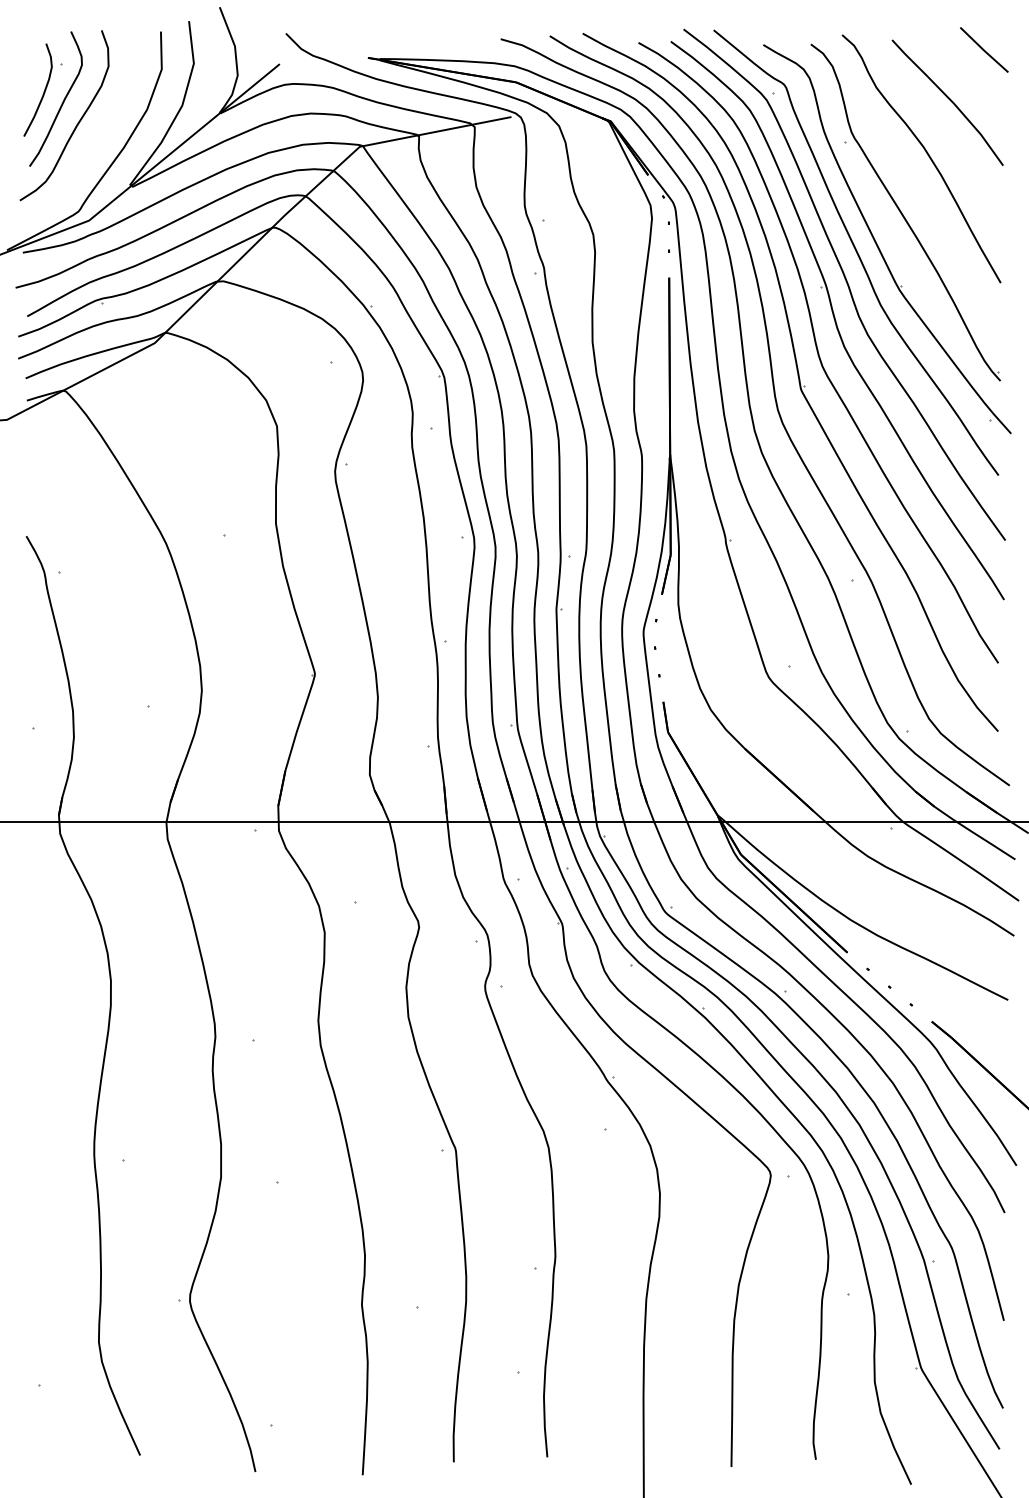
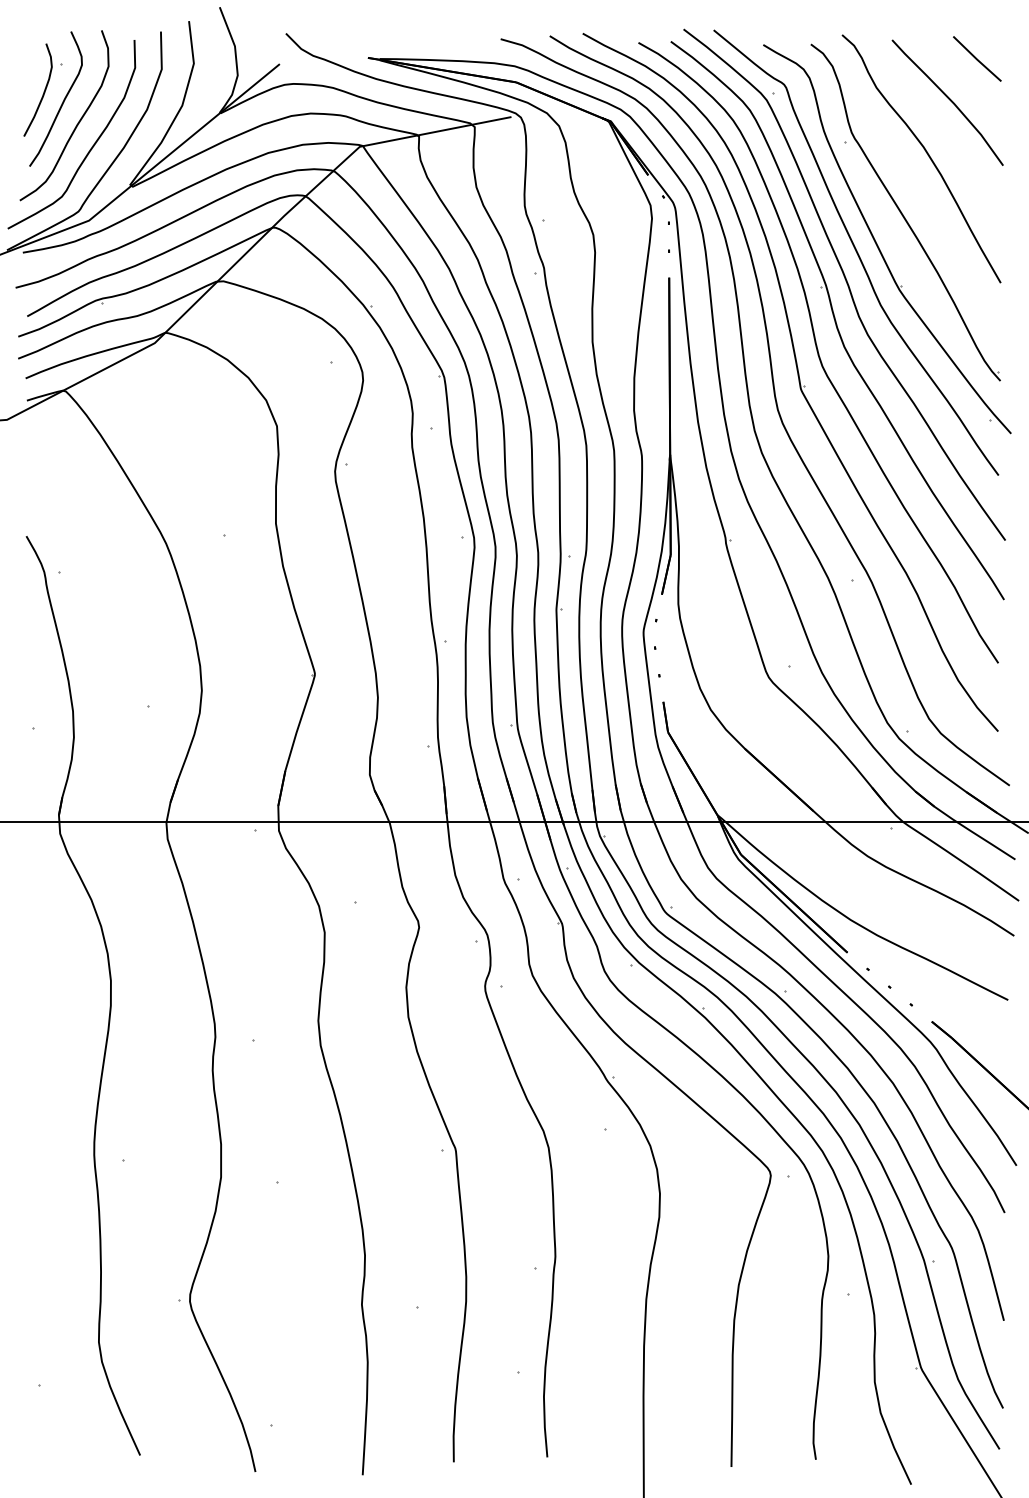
line position: (984, 49) -> (977, 58) (977, 58)
curve: none -> present (89, 149)
